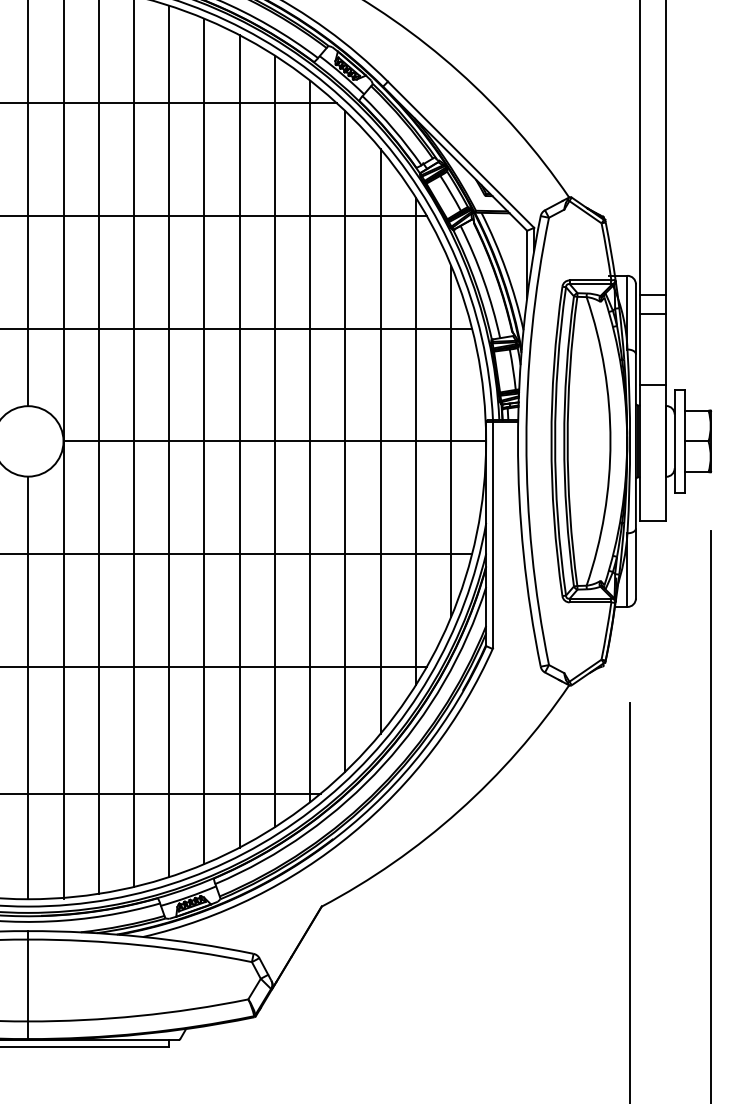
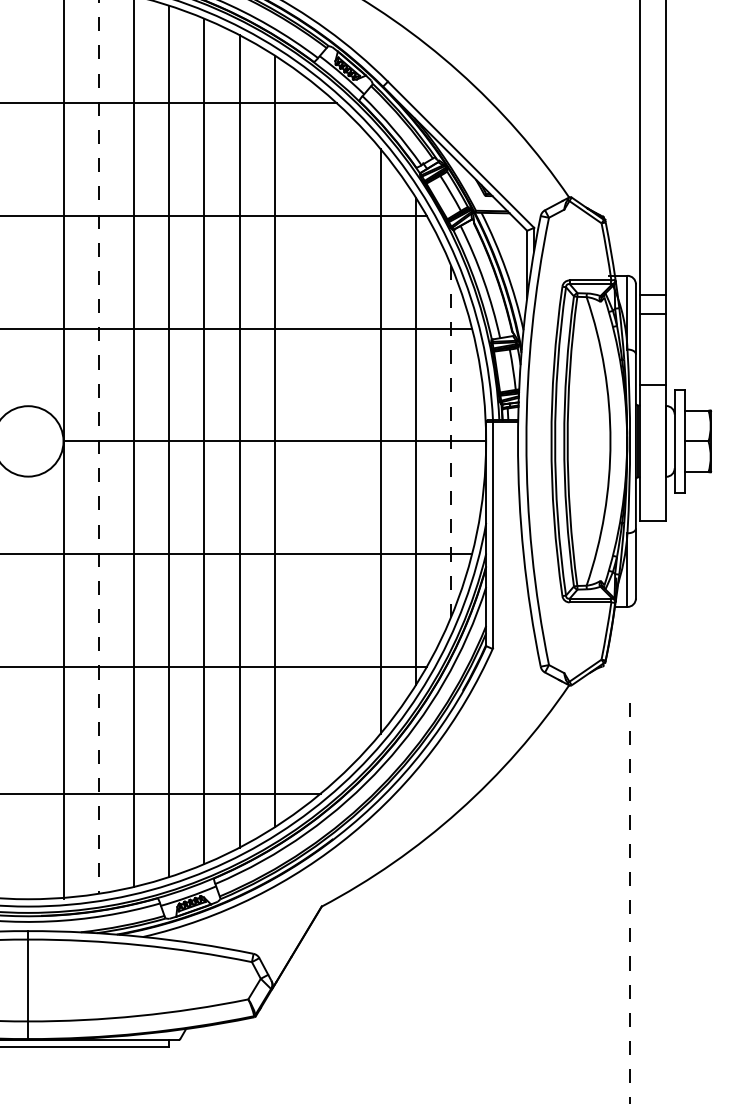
line: present -> none (28, 204)
line: present -> none (310, 441)
line: present -> none (345, 441)
line: solid -> dashed (451, 441)
line: solid -> dashed (98, 446)
line: present -> none (28, 687)
line: present -> none (711, 815)
line: solid -> dashed (630, 903)
